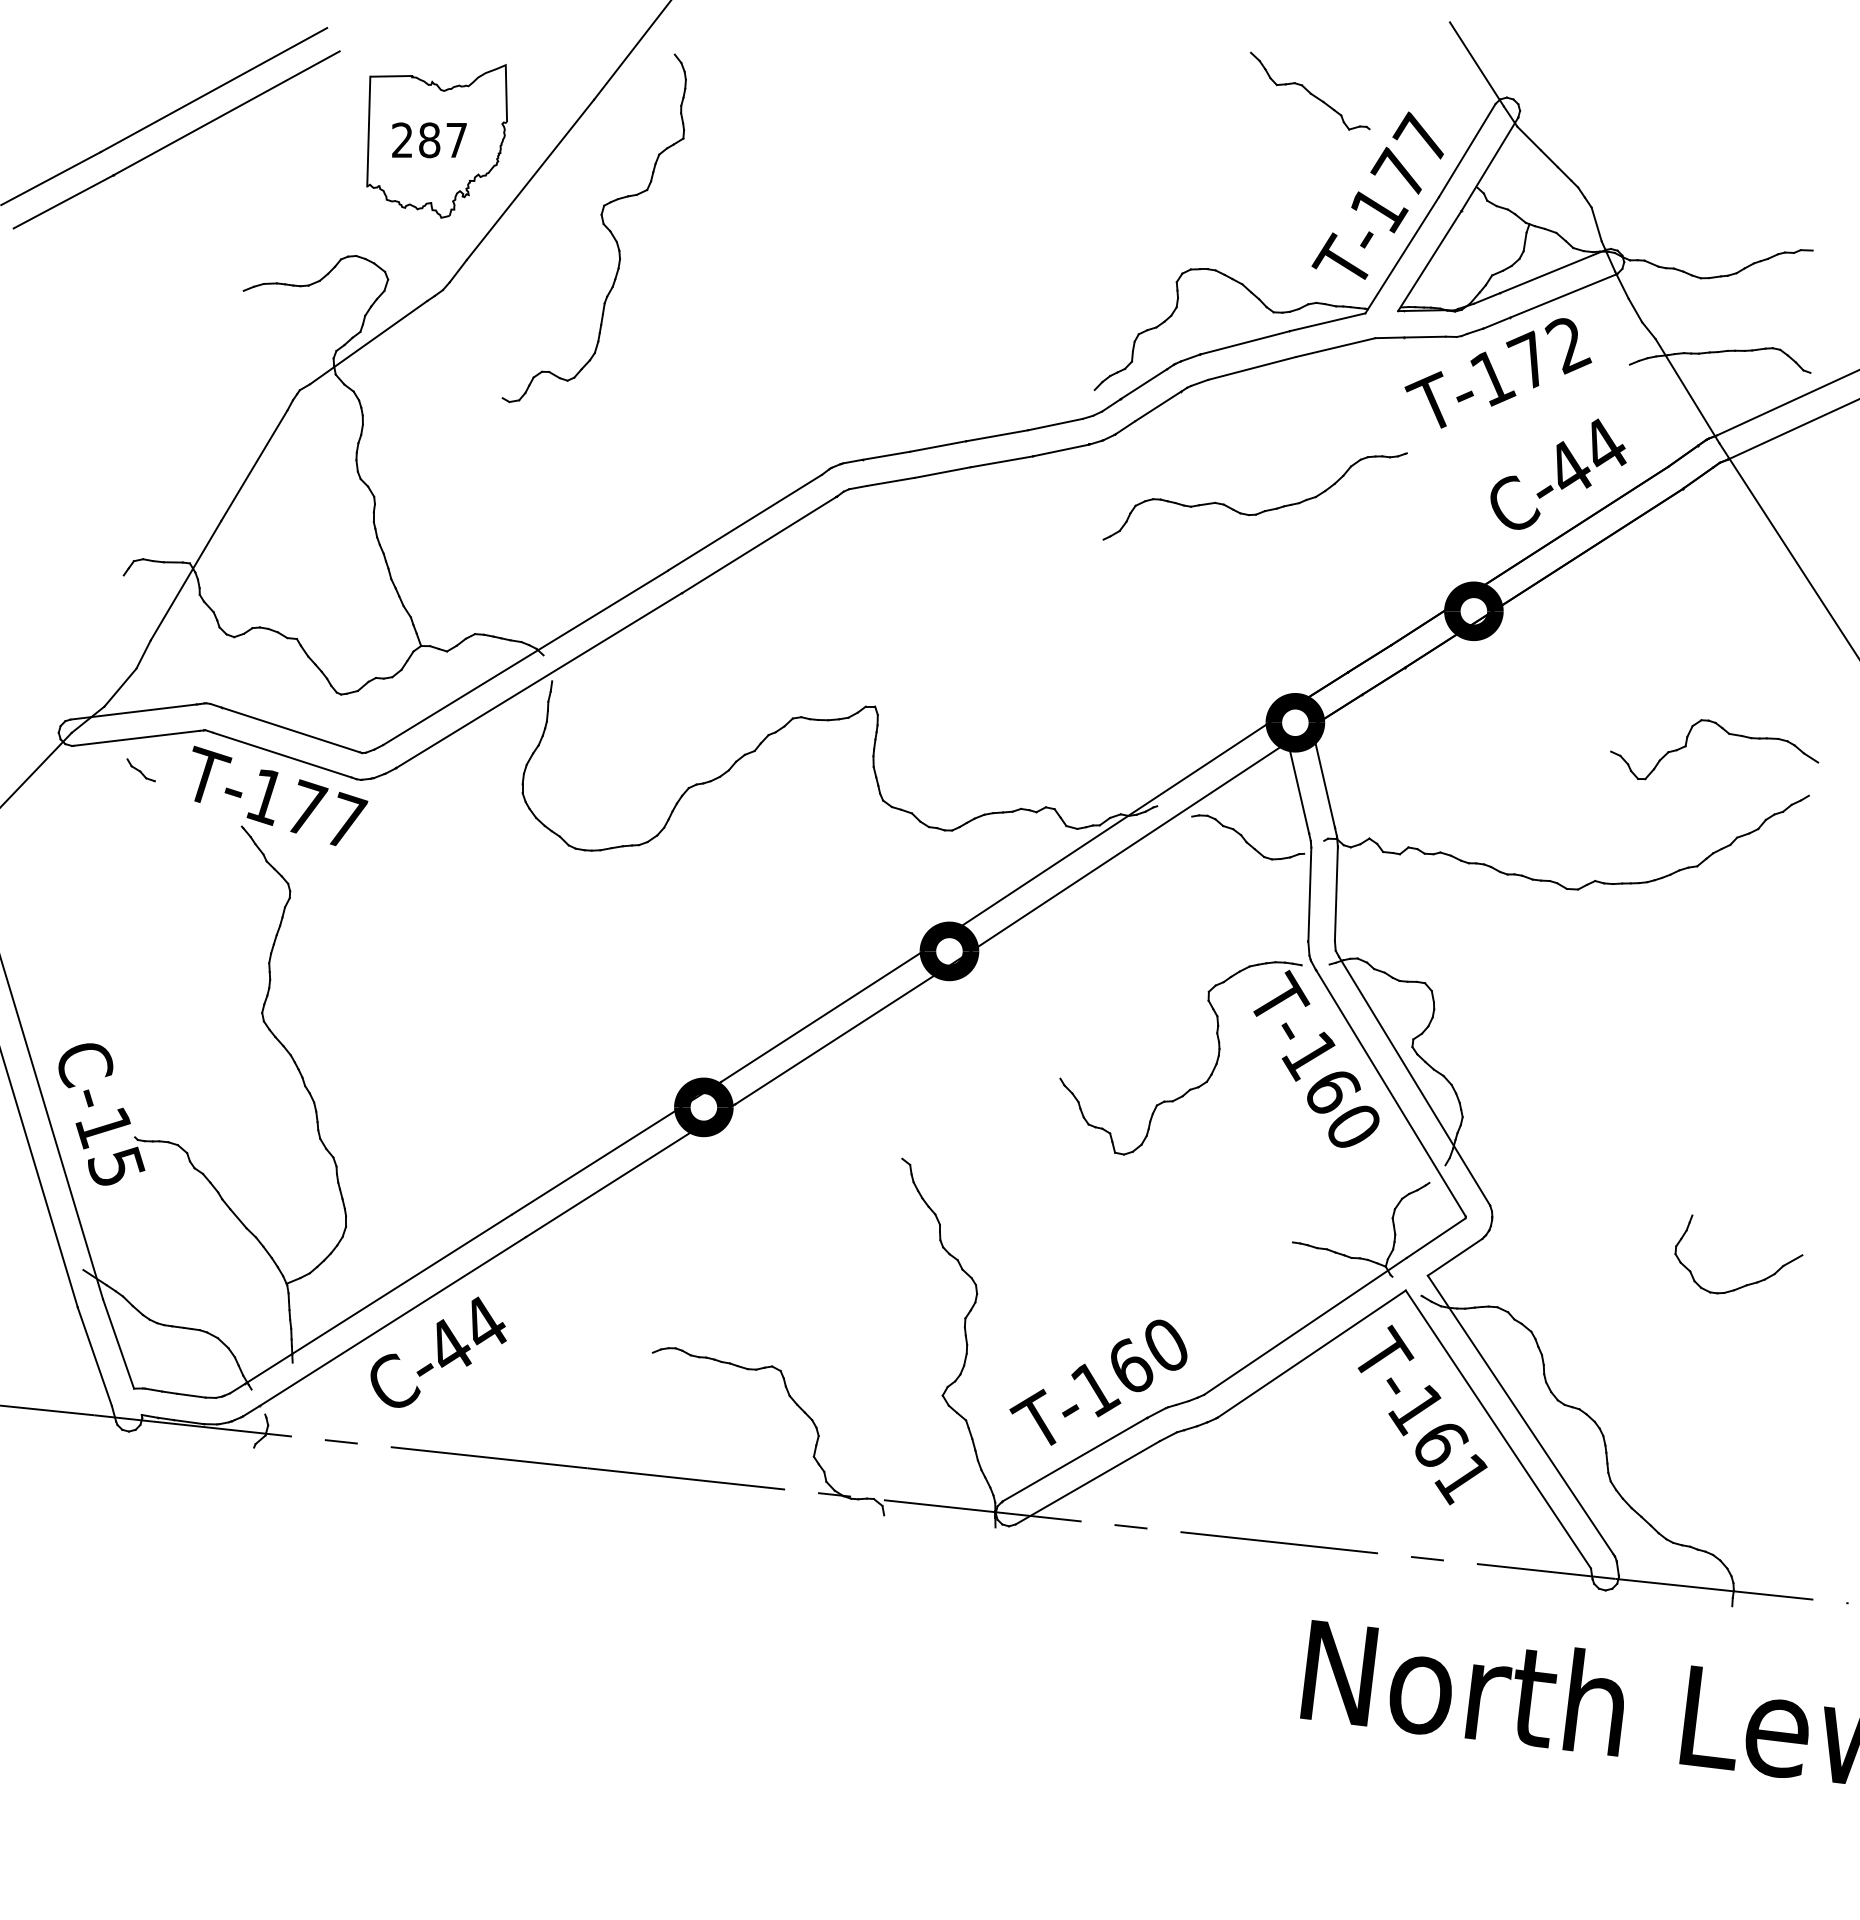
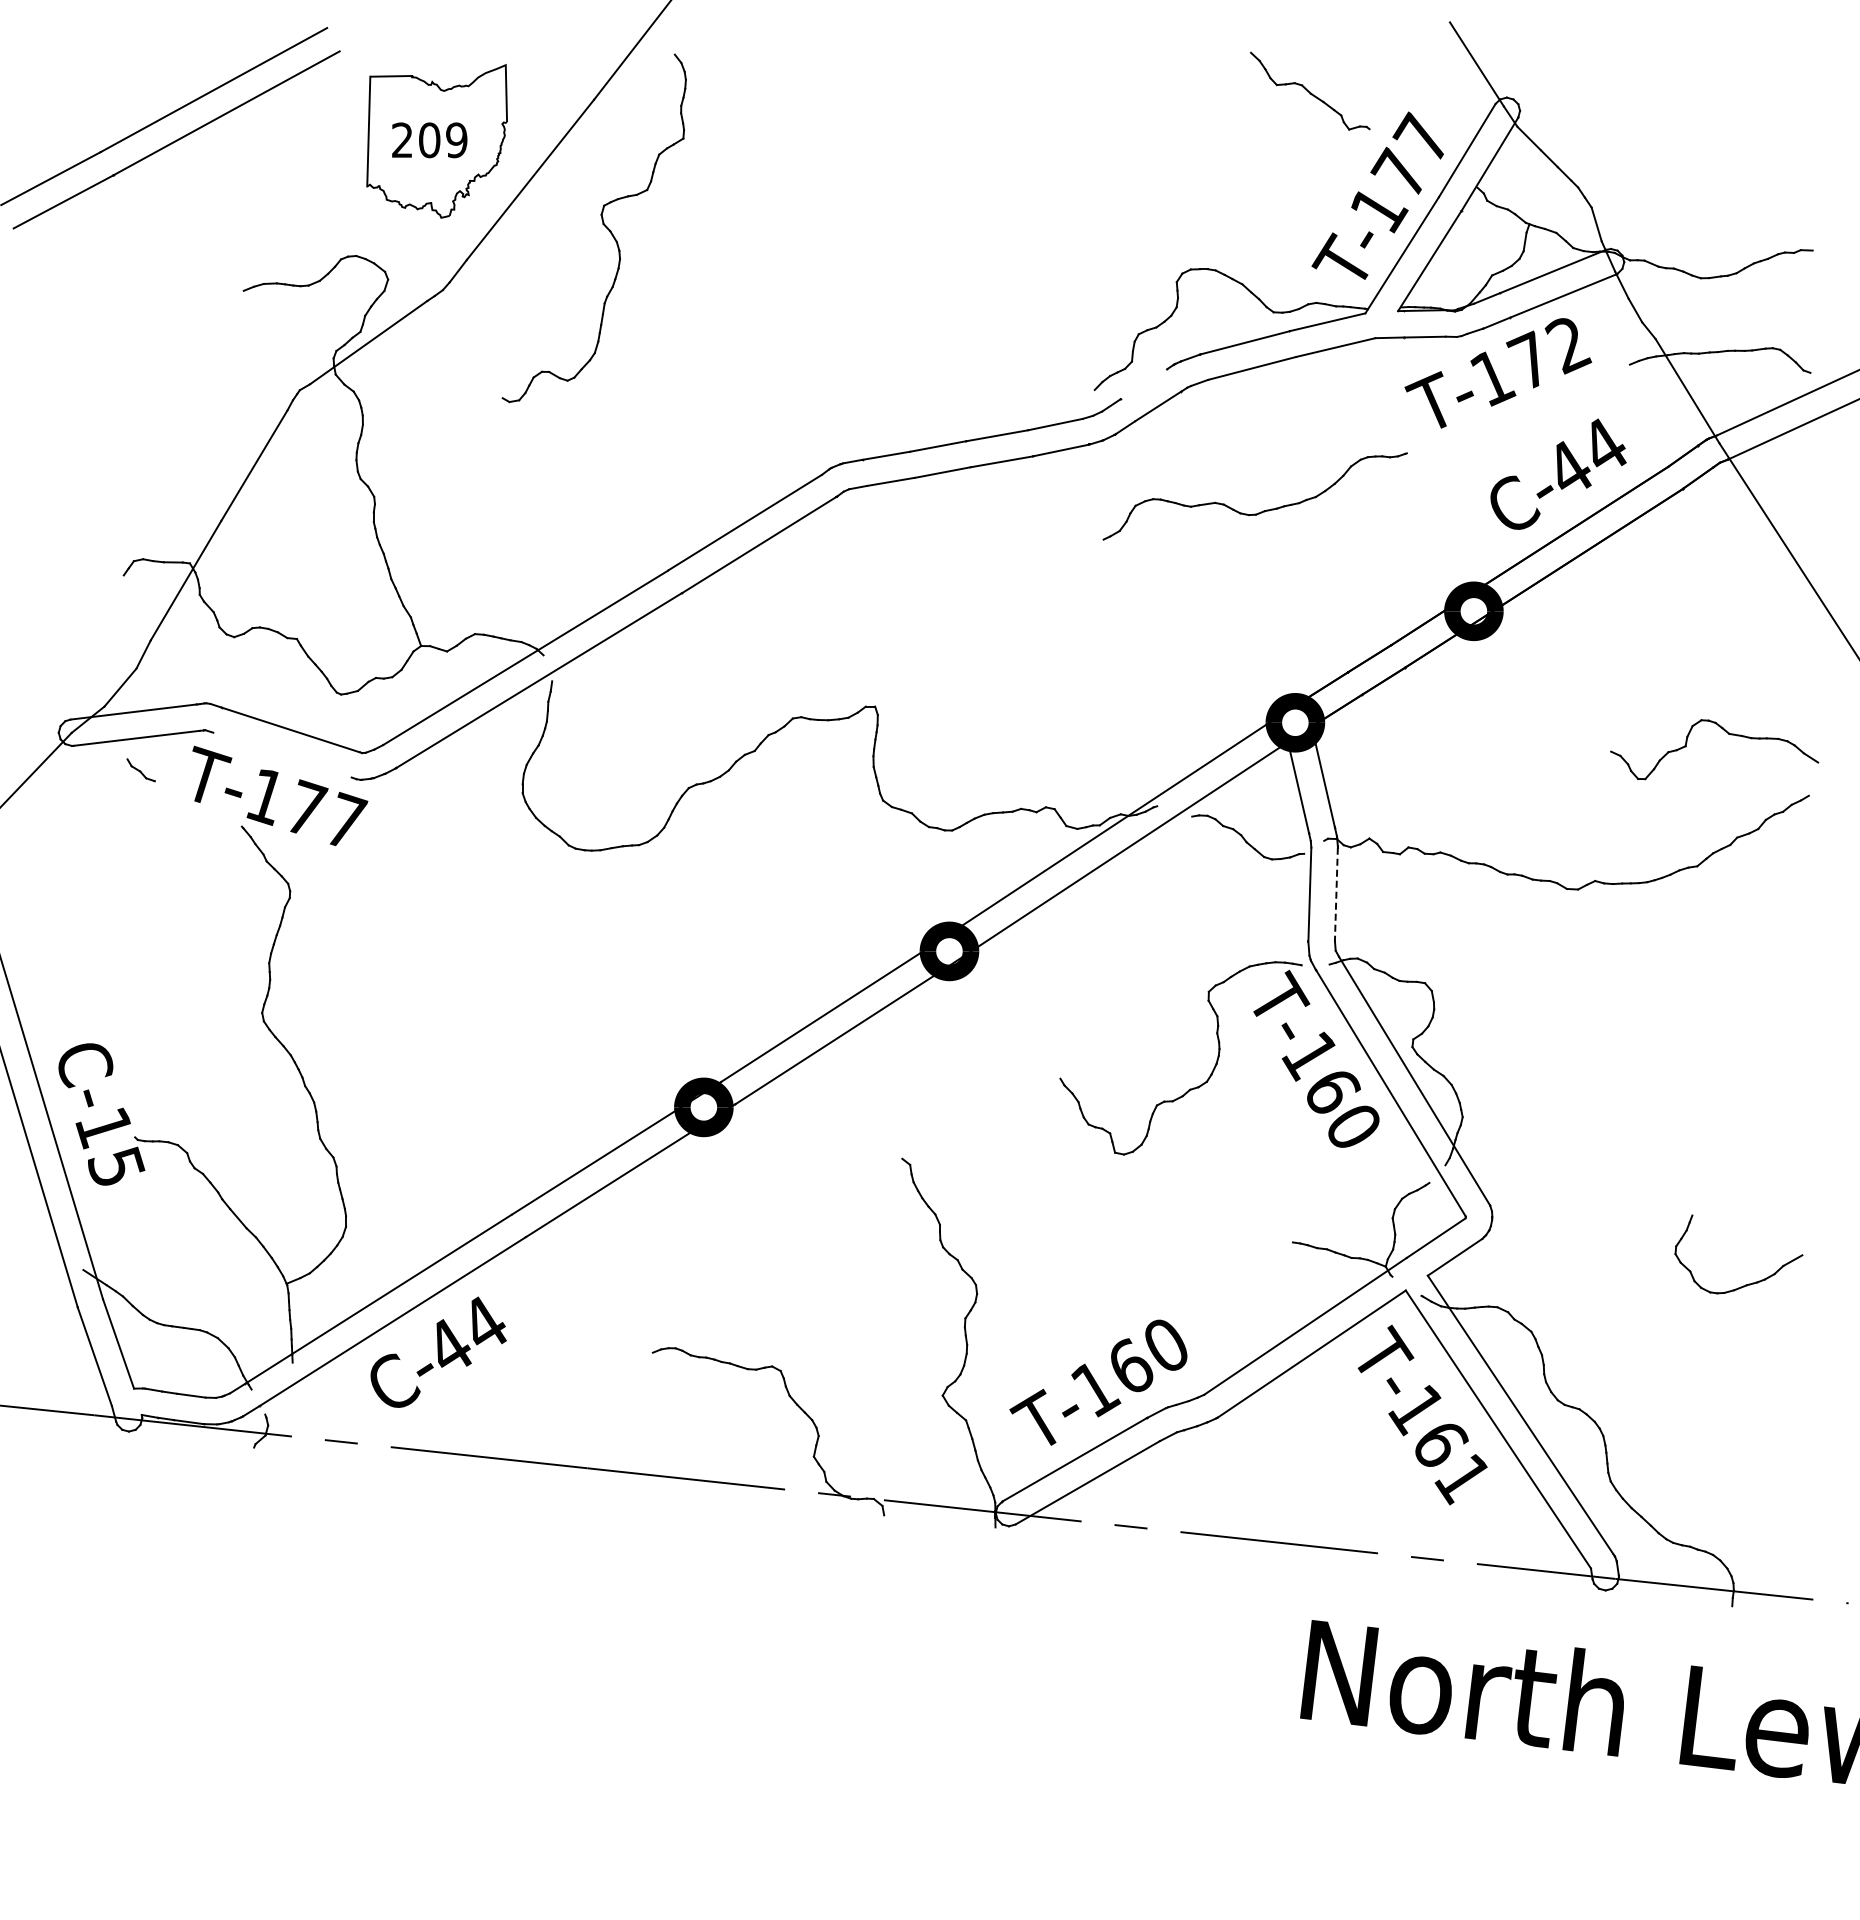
text: 287 -> 209 (443, 140)
line: present -> none (1143, 384)
line: present -> none (282, 754)
line: solid -> dashed (1336, 894)
